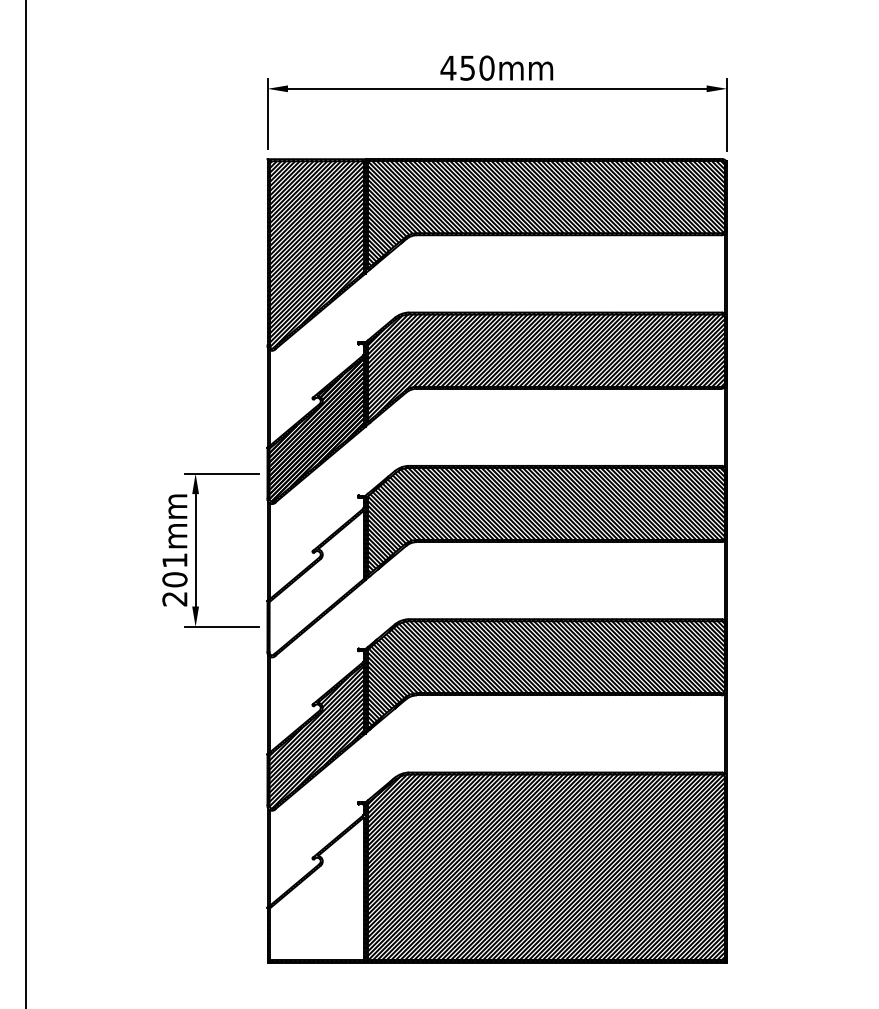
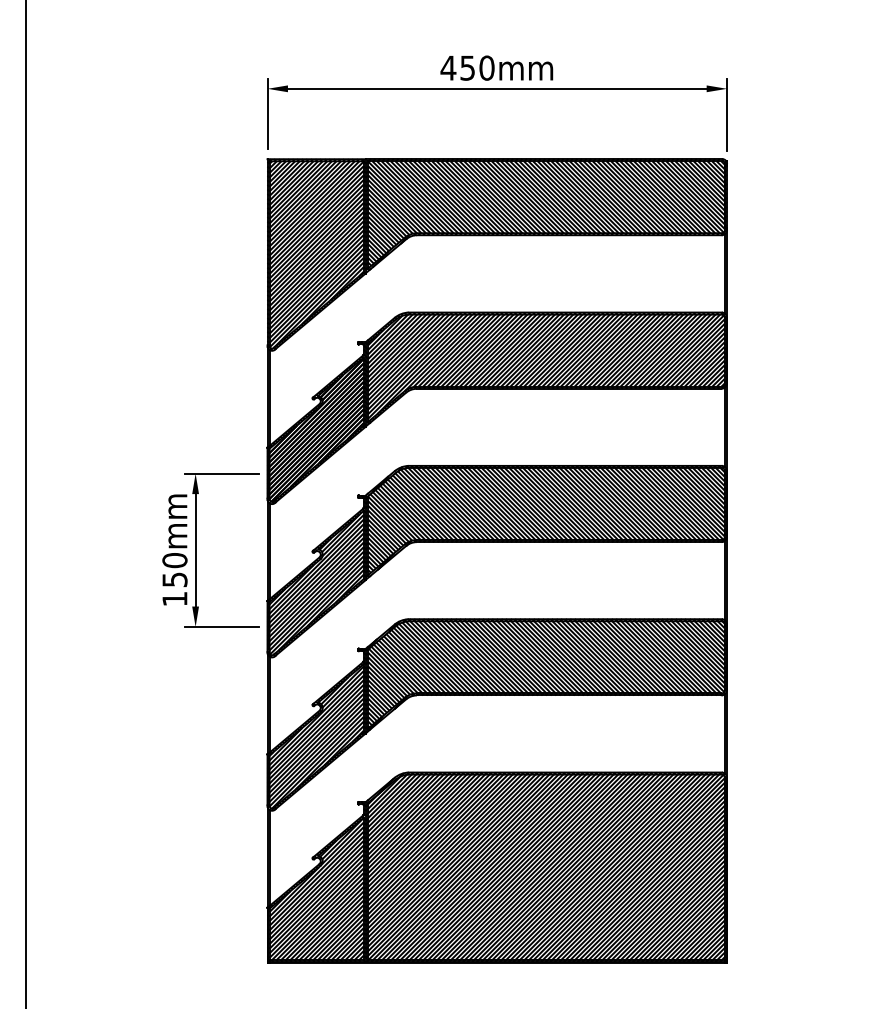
text: 201mm -> 150mm (174, 579)
hatch: none -> present (316, 584)
hatch: none -> present (316, 888)
